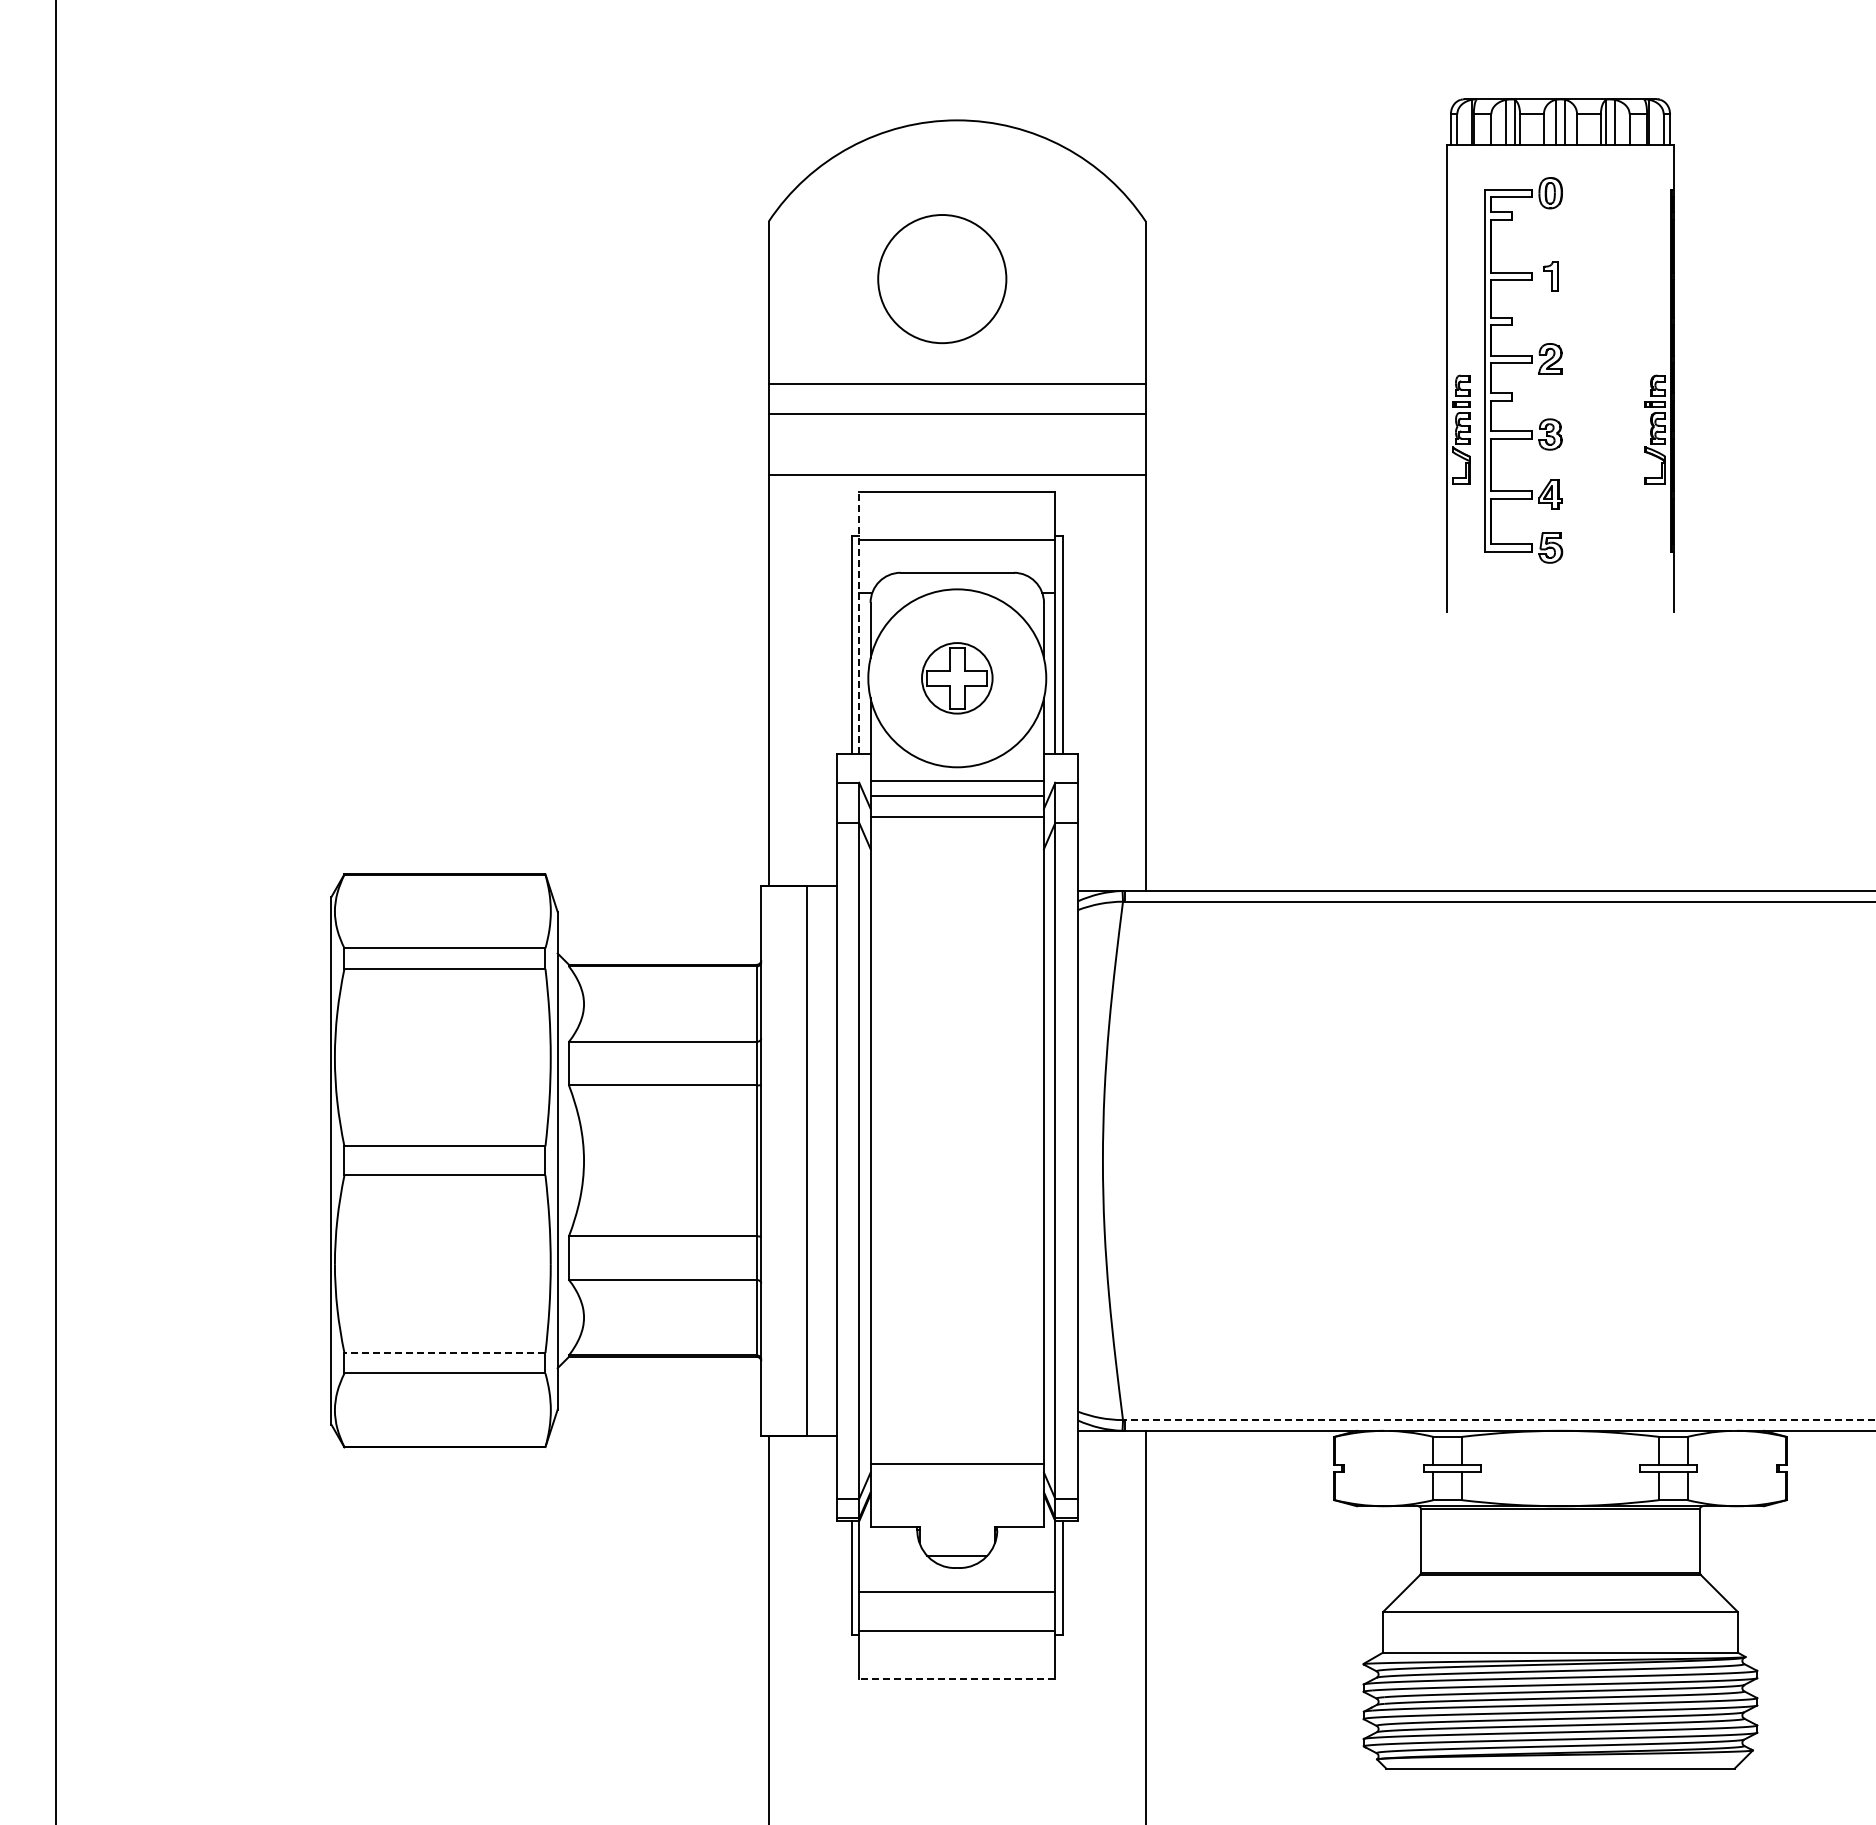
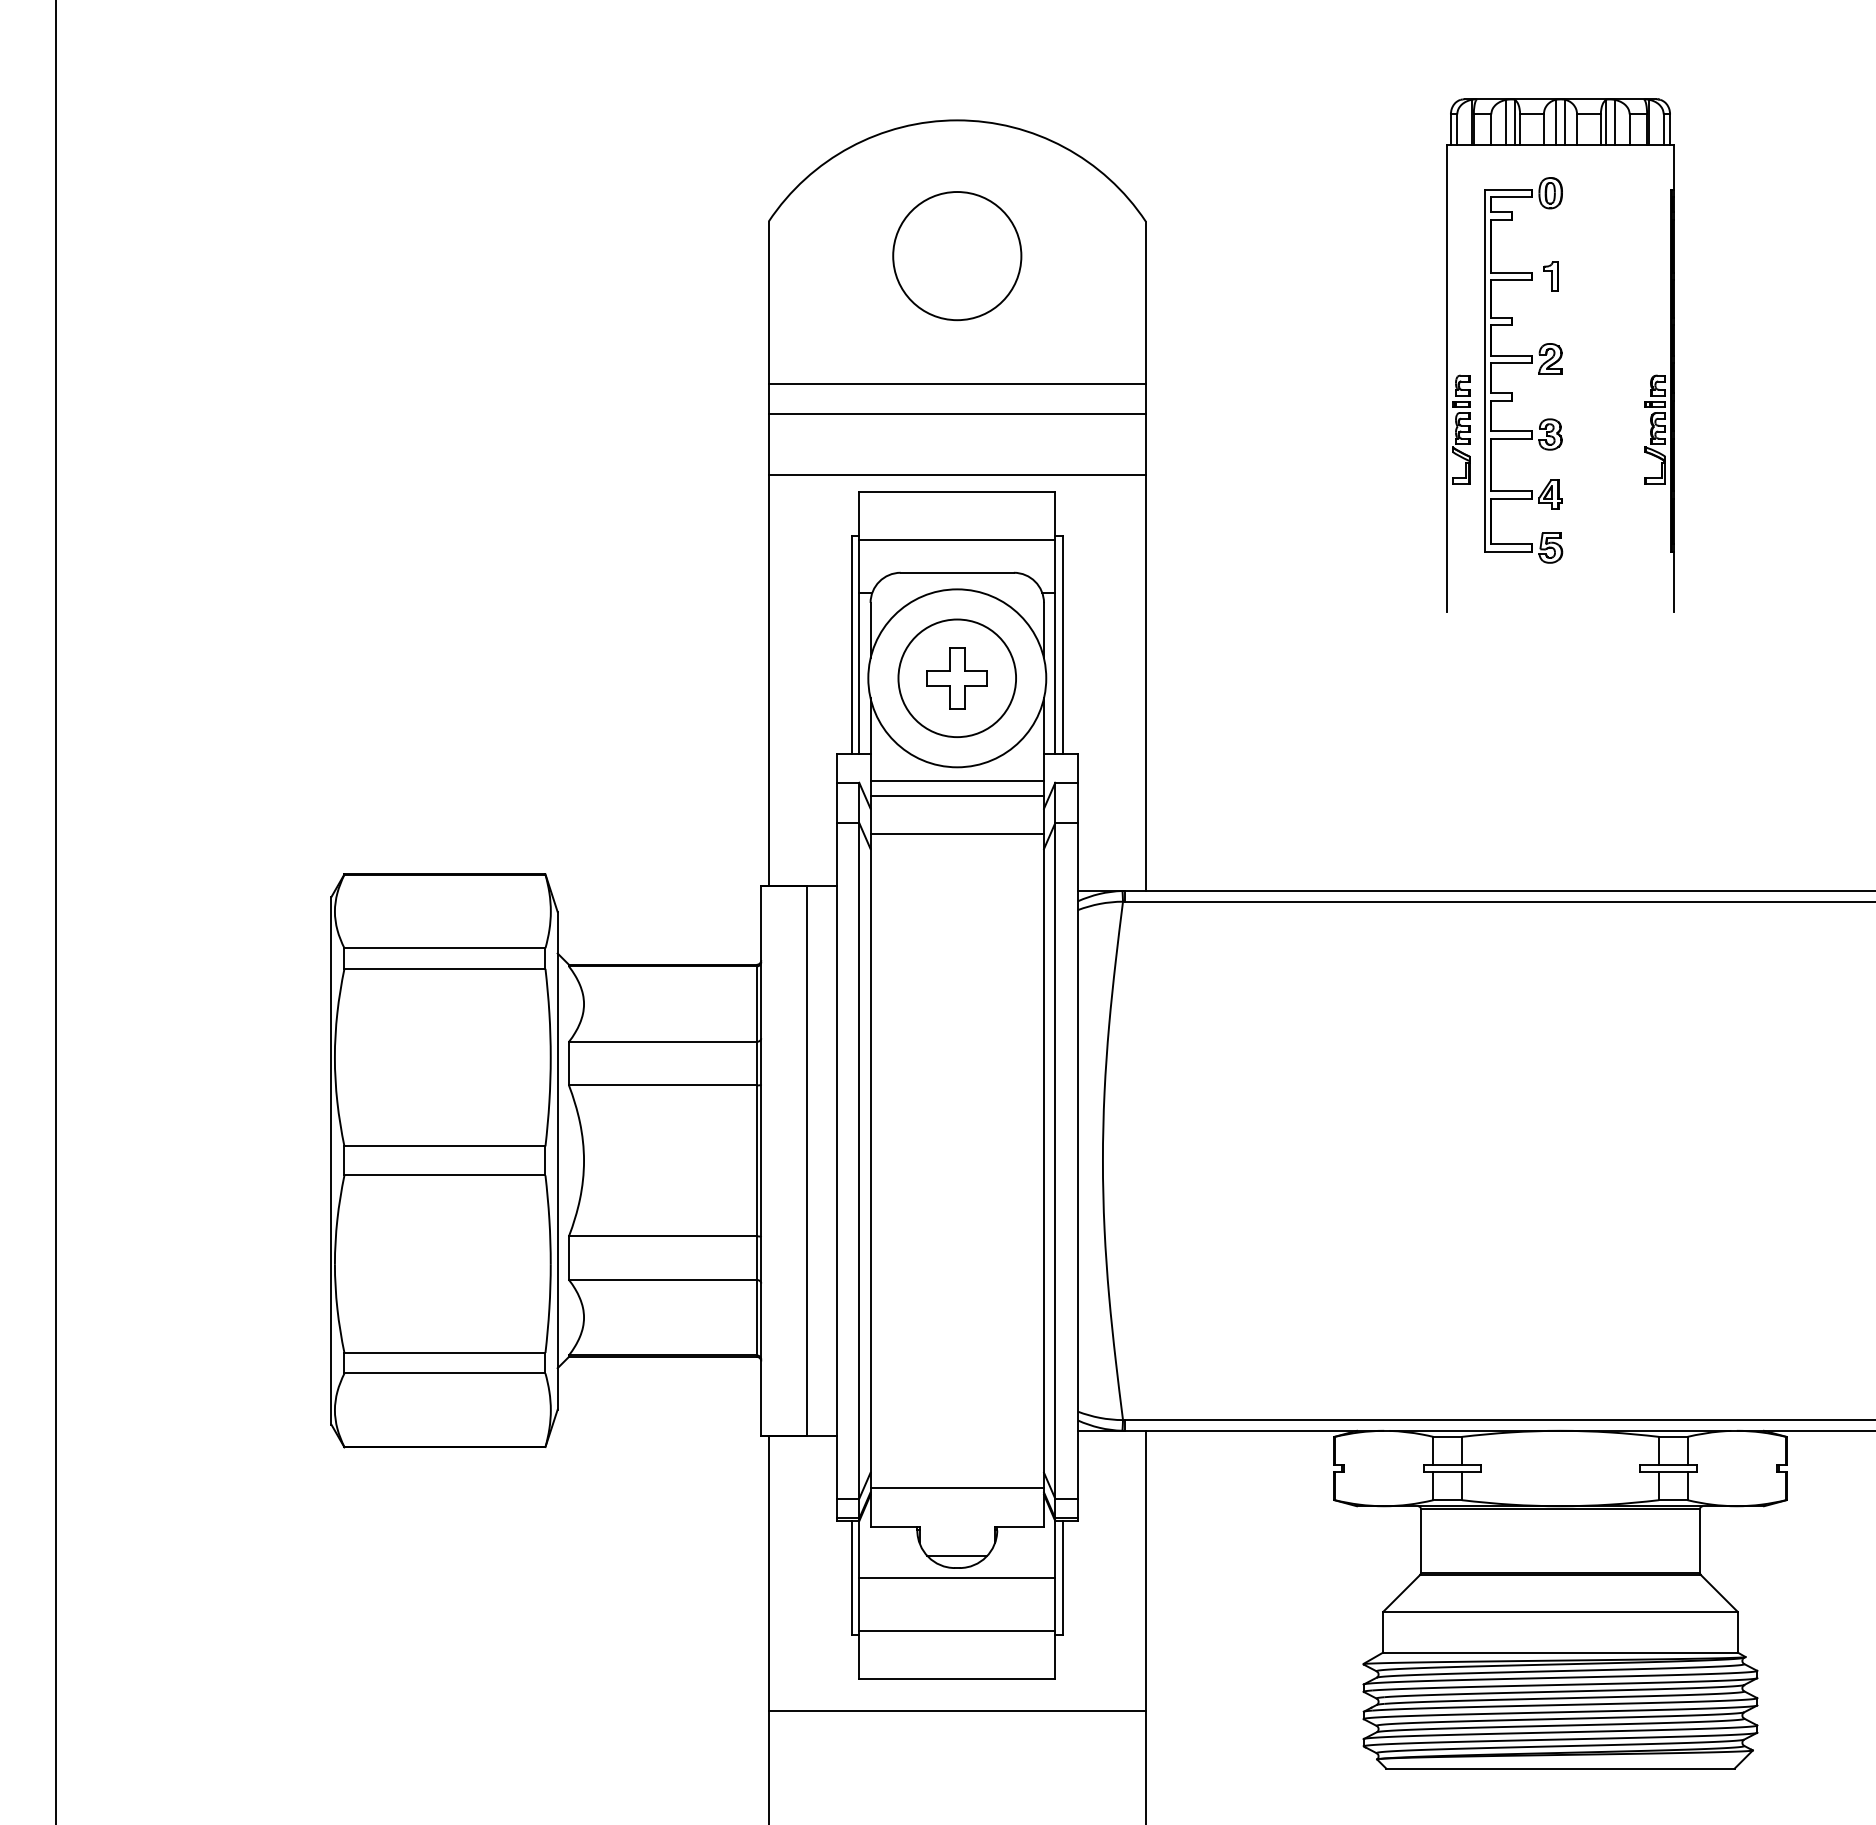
circle position: (942, 279) -> (957, 256) (957, 256)
line: dashed -> solid (859, 623)
circle diameter: 71 px -> 118 px (957, 678)
line position: (957, 817) -> (957, 834) (957, 834)
line: dashed -> solid (444, 1352)
line: dashed -> solid (1499, 1420)
line position: (957, 1463) -> (957, 1487) (957, 1487)
line position: (957, 1592) -> (957, 1578) (957, 1578)
line: dashed -> solid (956, 1678)
line: none -> present (956, 1711)
